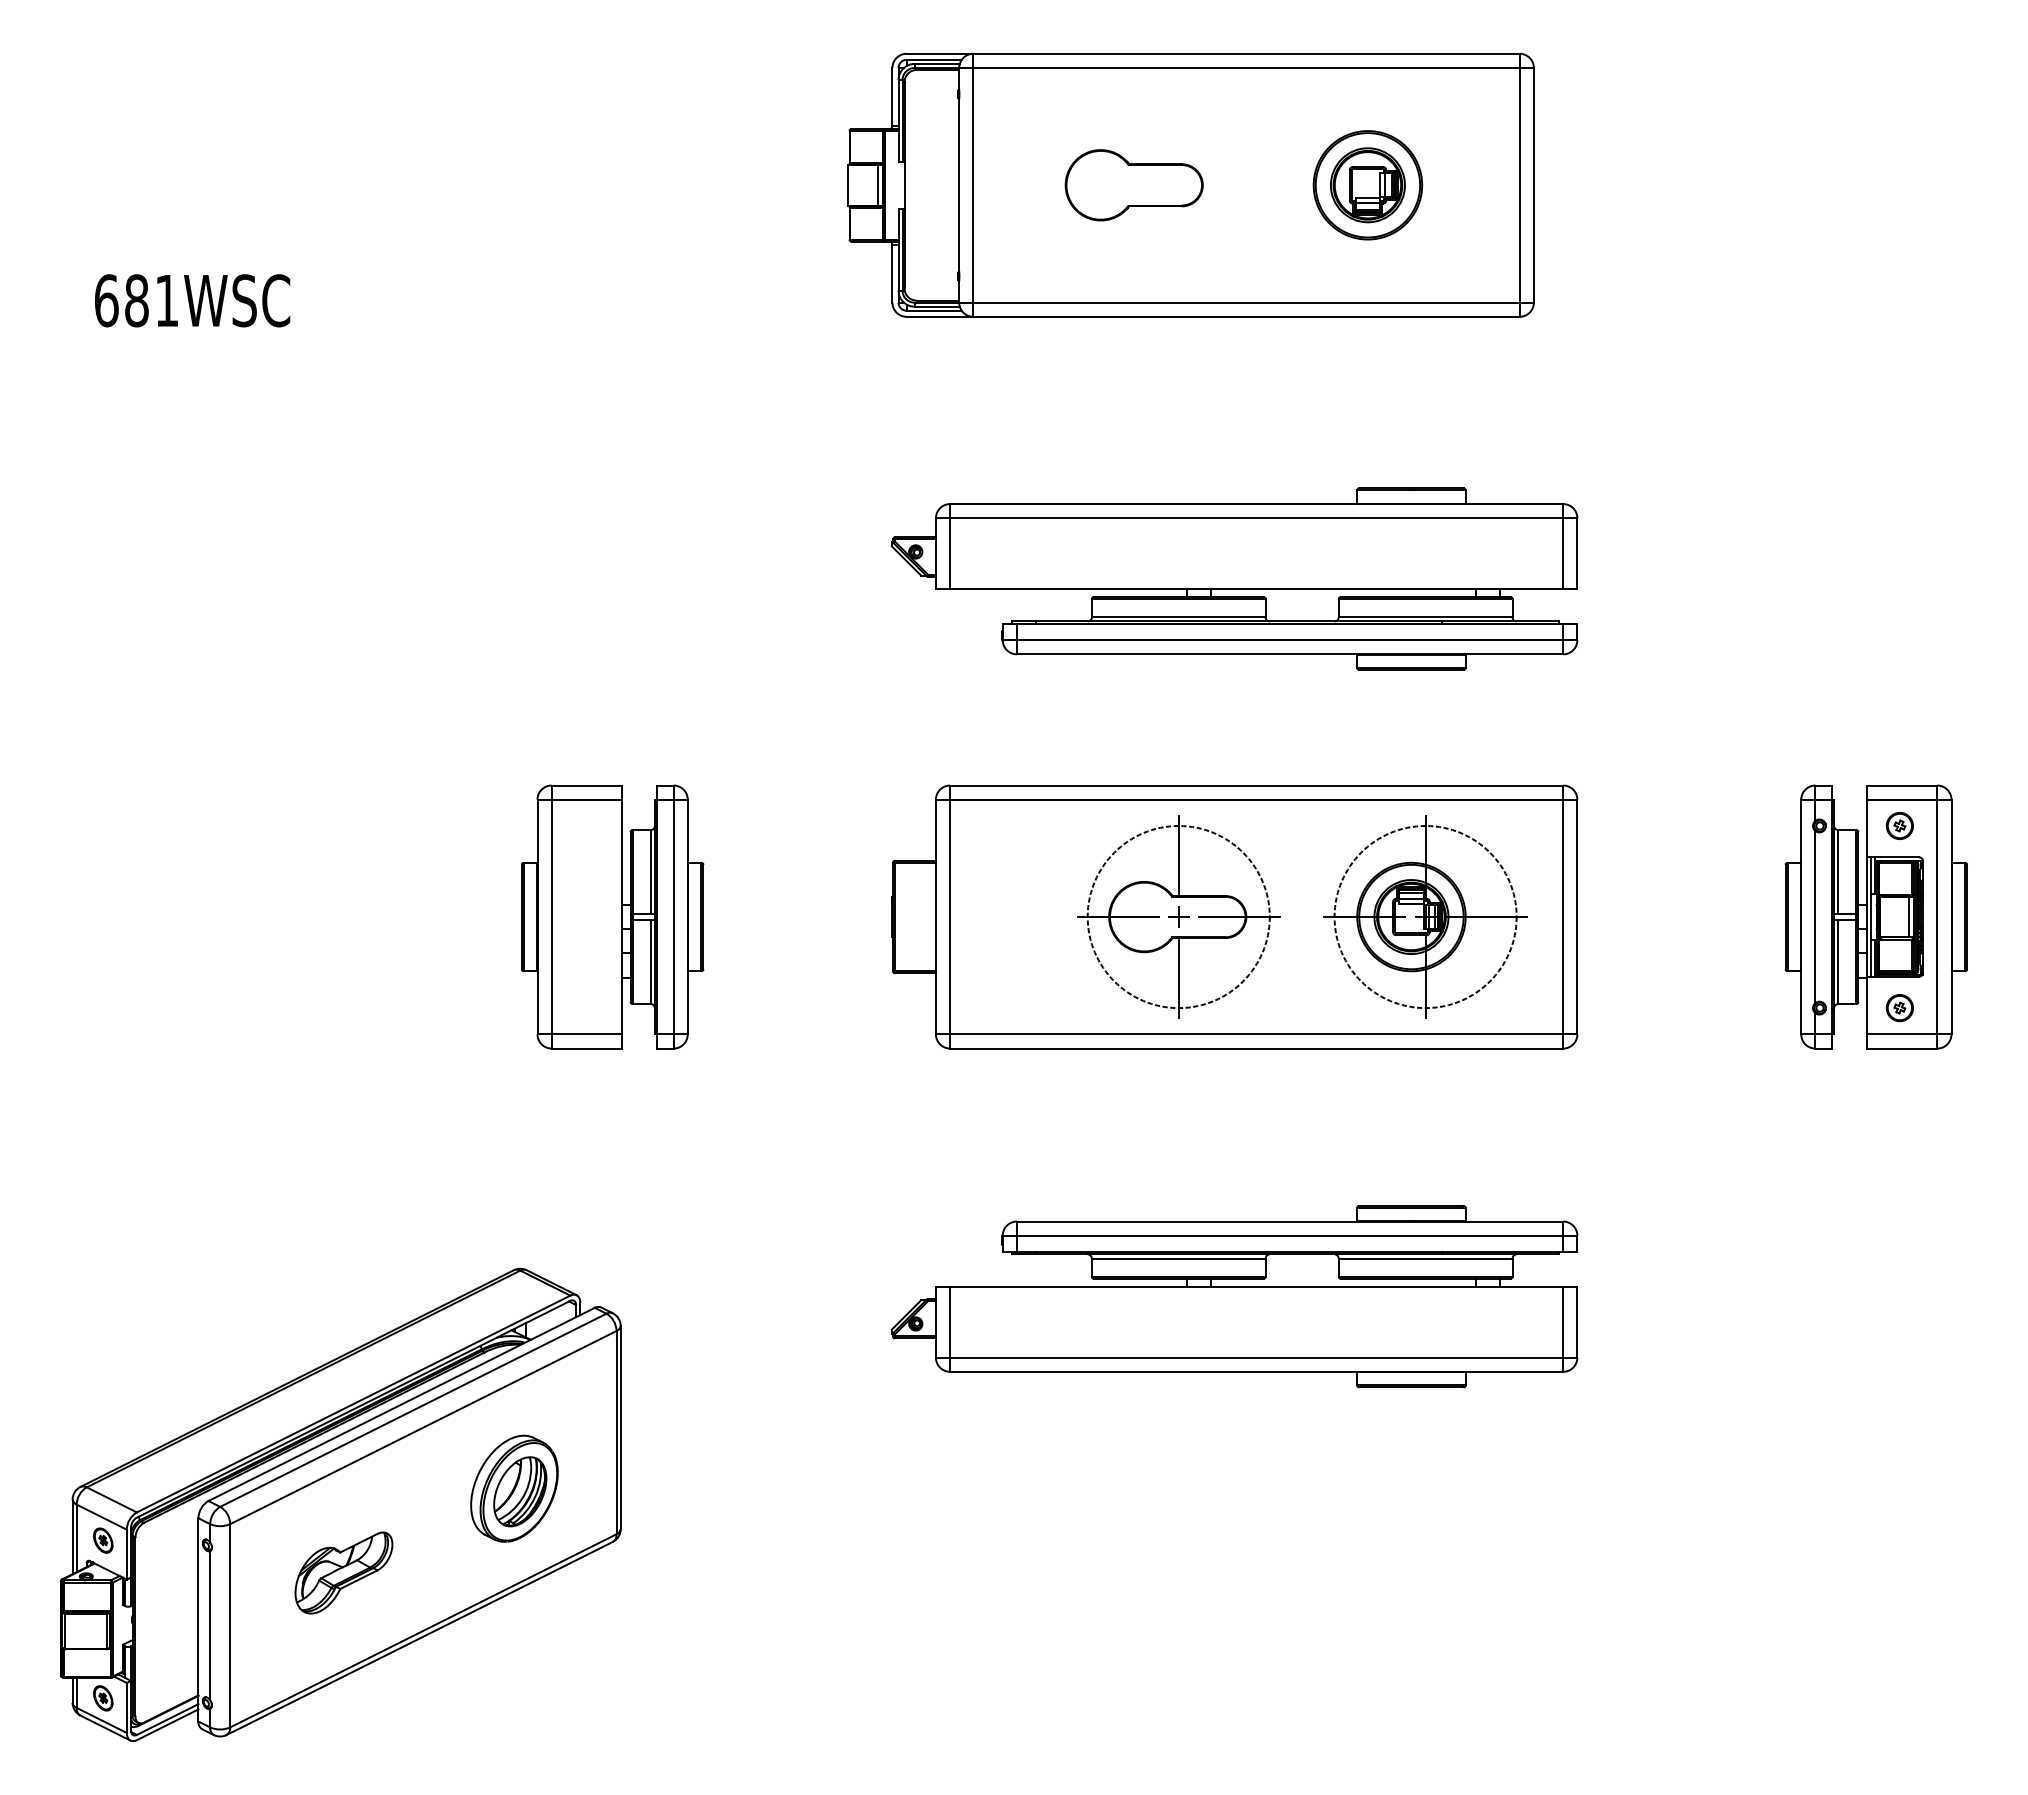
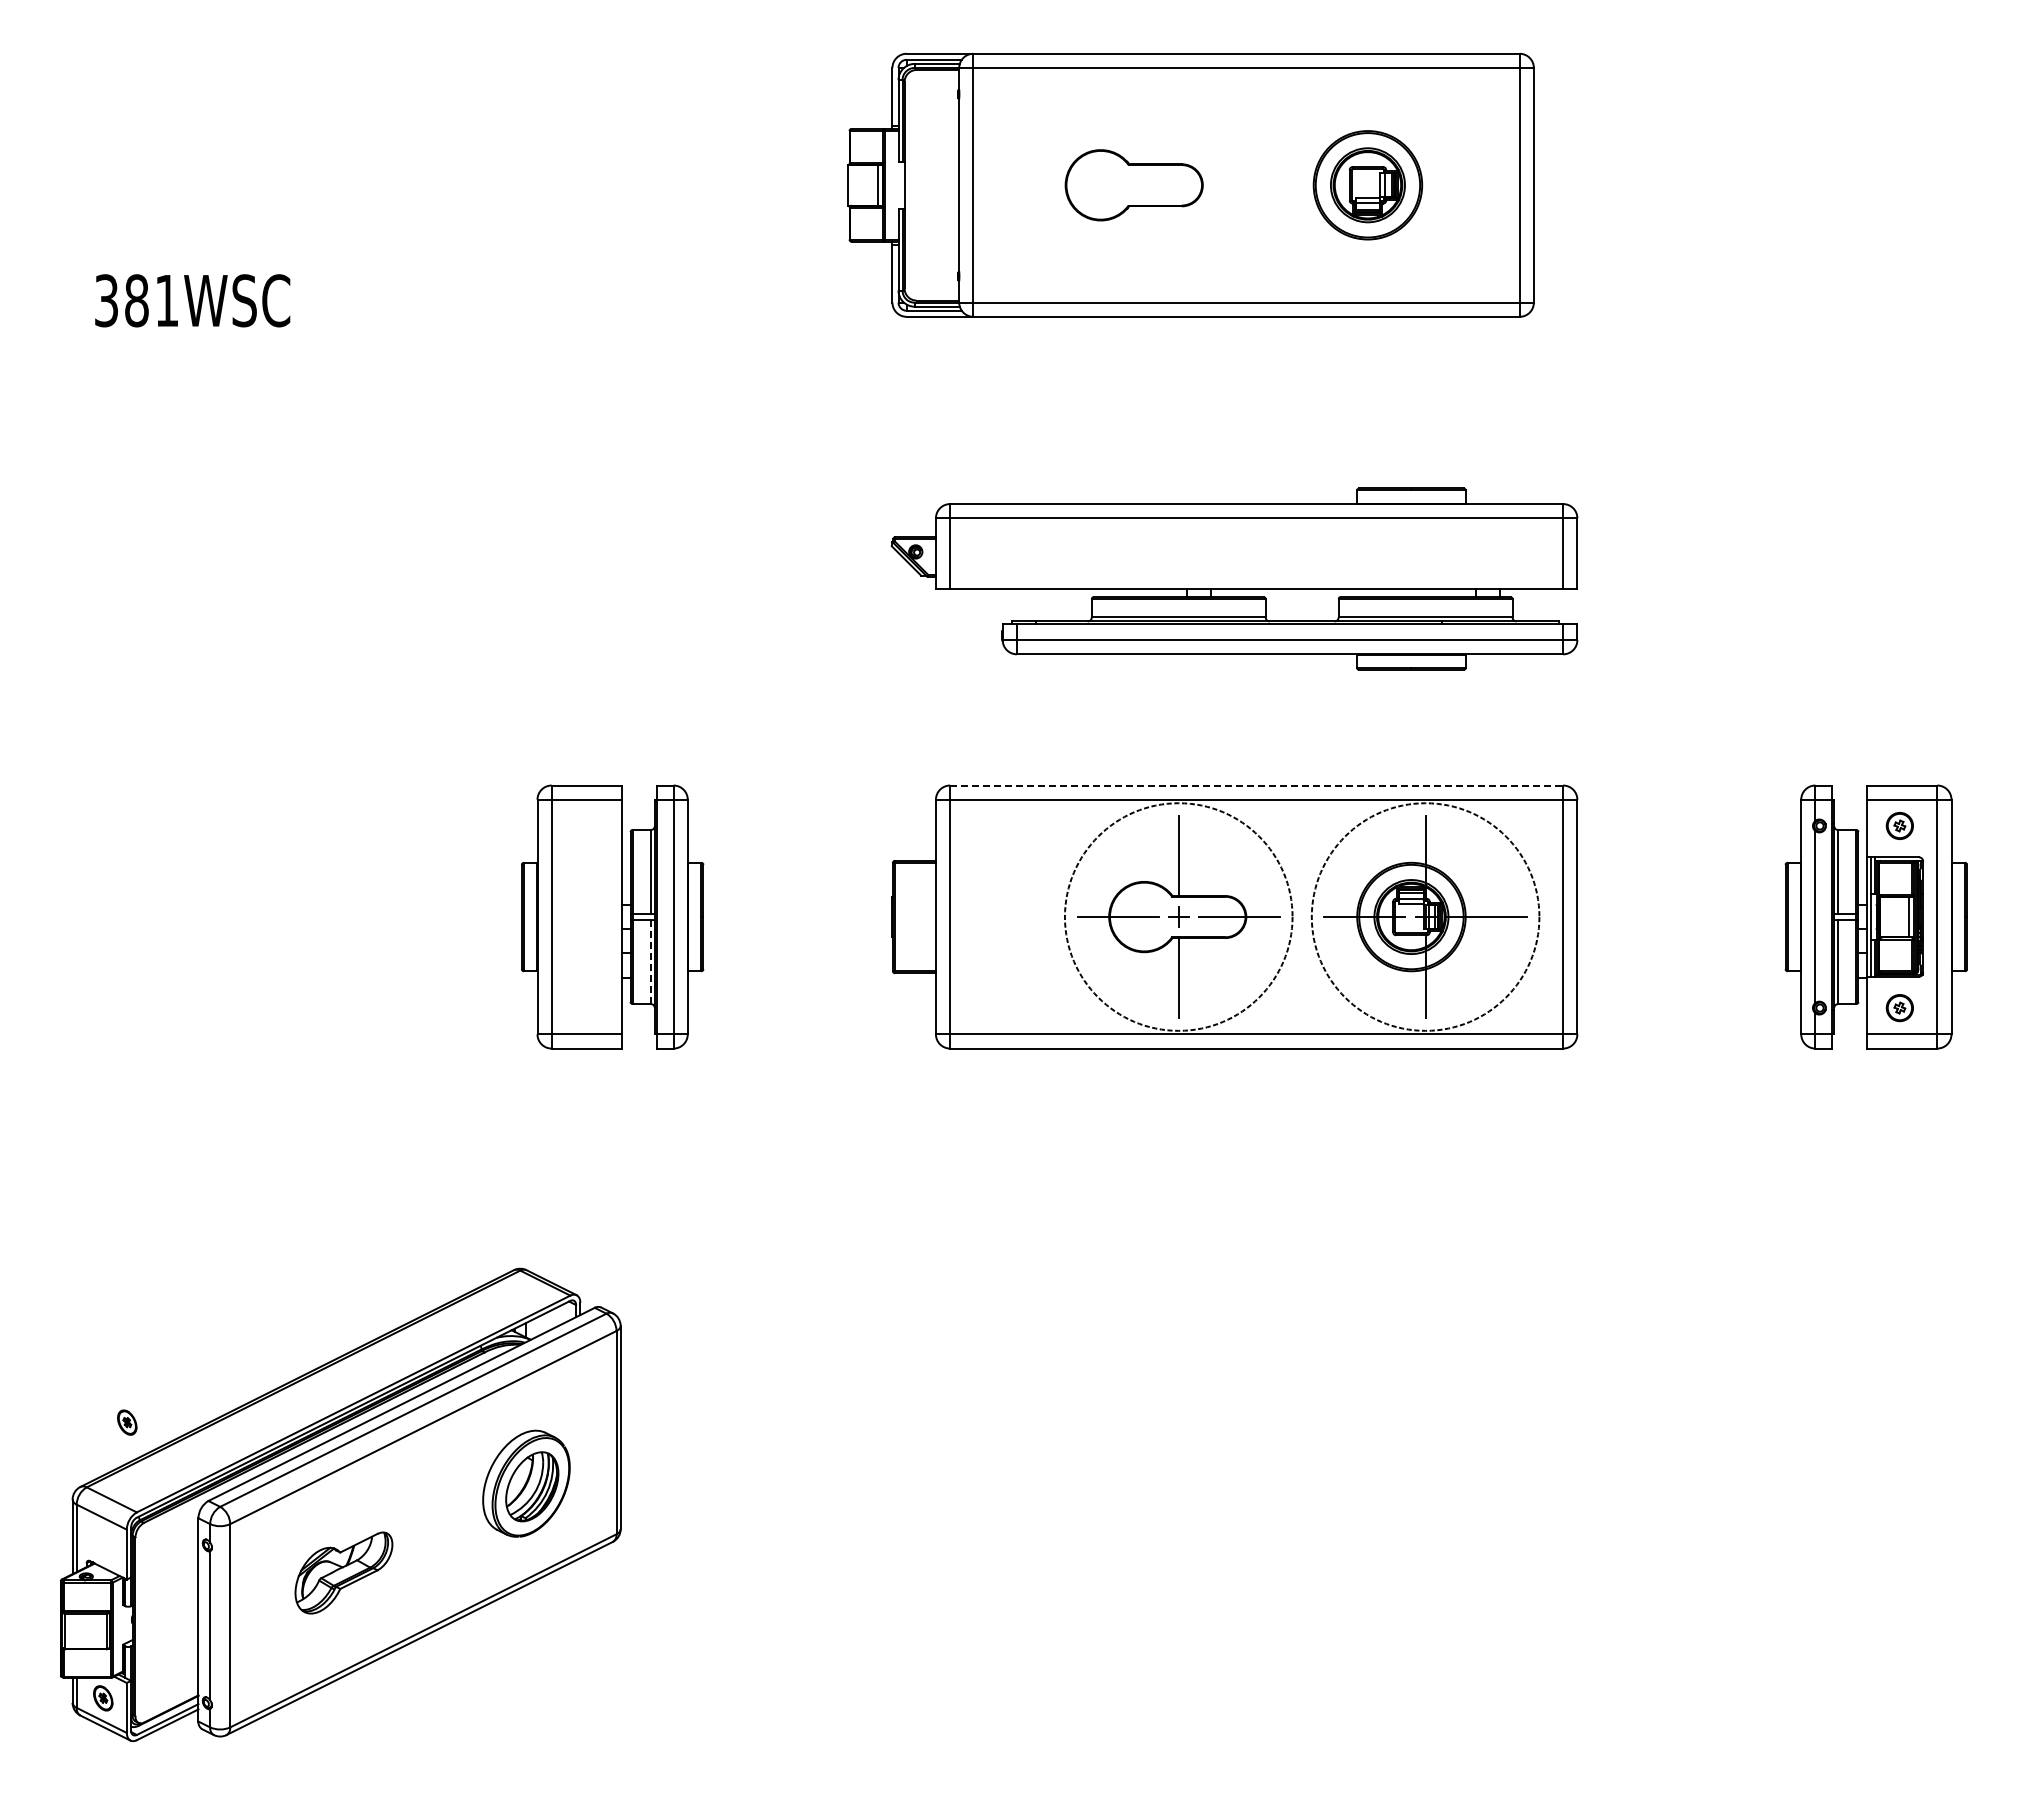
text: 681WSC -> 381WSC (106, 300)
line: solid -> dashed (1256, 785)
circle diameter: 182 px -> 228 px (1178, 916)
circle diameter: 182 px -> 228 px (1425, 916)
line: solid -> dashed (650, 962)
part: present -> none (1234, 1296)
part position: (514, 1488) -> (526, 1483) (526, 1483)
part position: (103, 1540) -> (127, 1422) (127, 1422)
